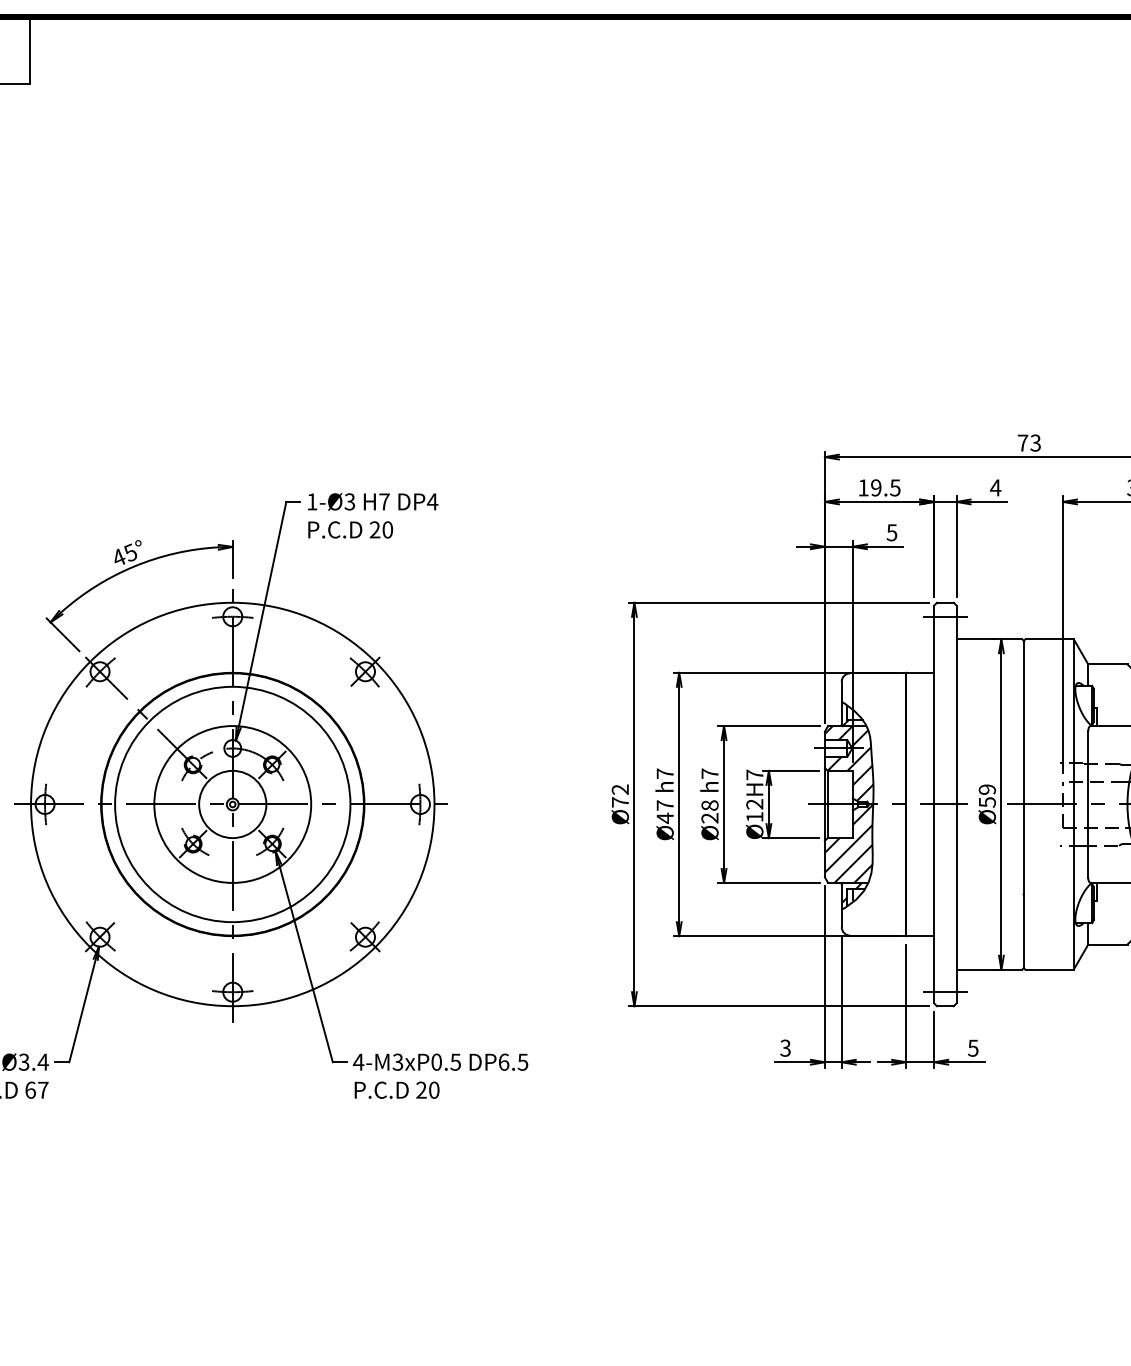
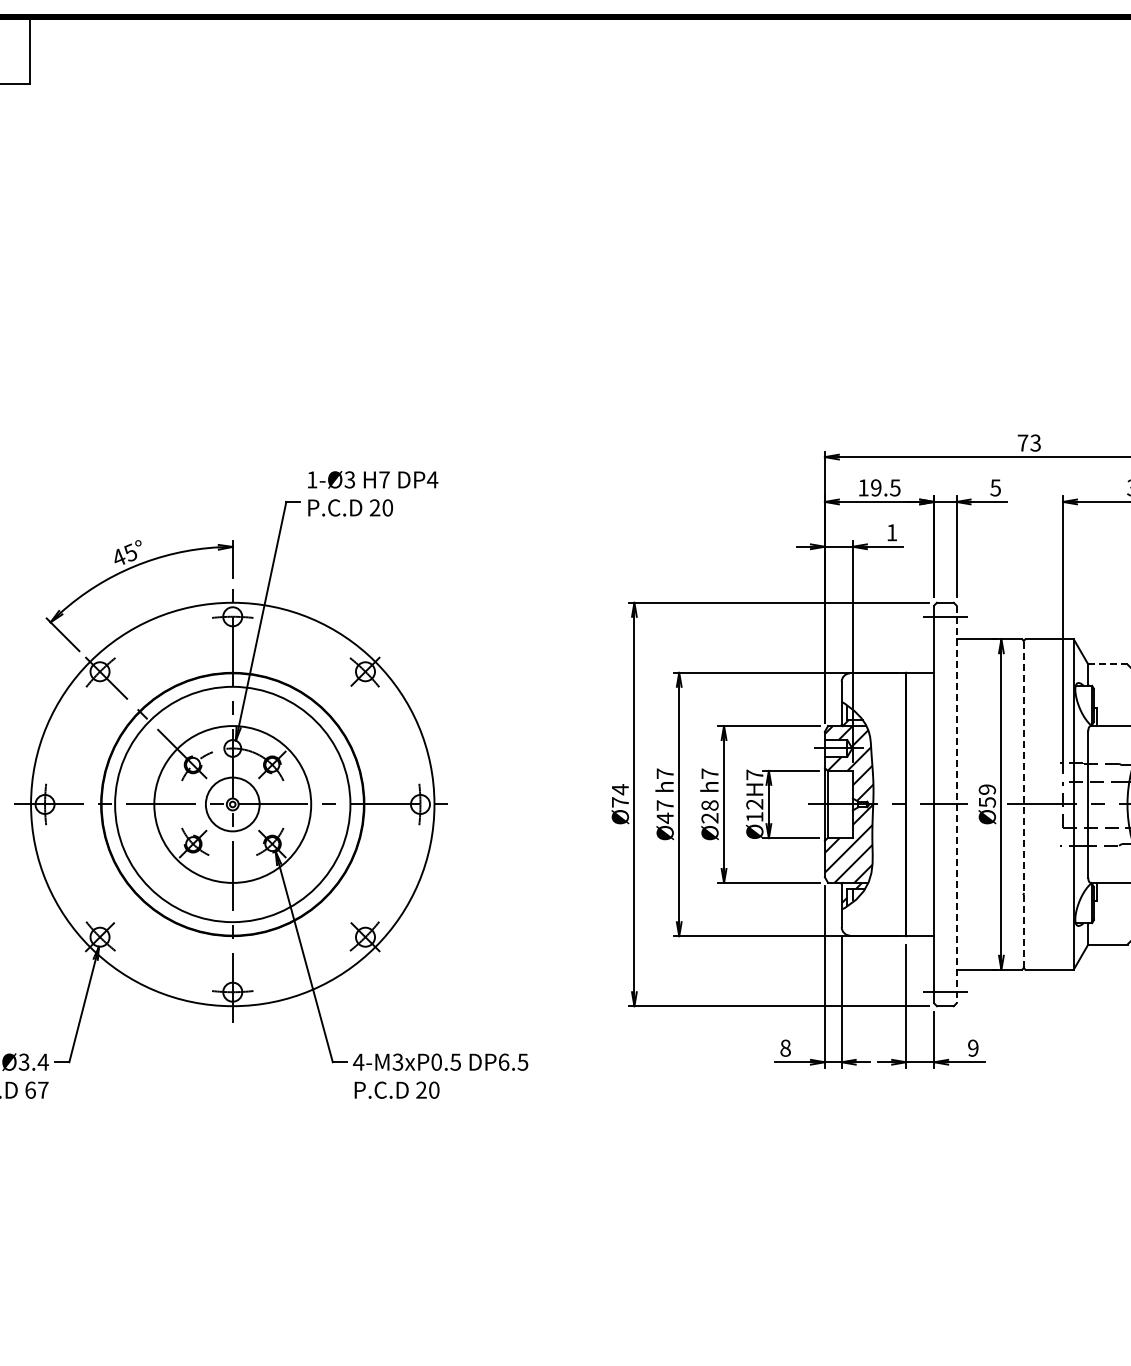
text: 4 -> 5 (995, 487)
text position: (373, 515) -> (373, 493) (373, 493)
text: 5 -> 1 (891, 532)
line: solid -> dashed (1107, 664)
text: Ø72 -> Ø74 (619, 789)
circle diameter: 67 px -> 54 px (232, 804)
line: solid -> dashed (956, 804)
line: solid -> dashed (1023, 804)
text: 3 -> 8 (785, 1047)
text: 5 -> 9 (972, 1047)
